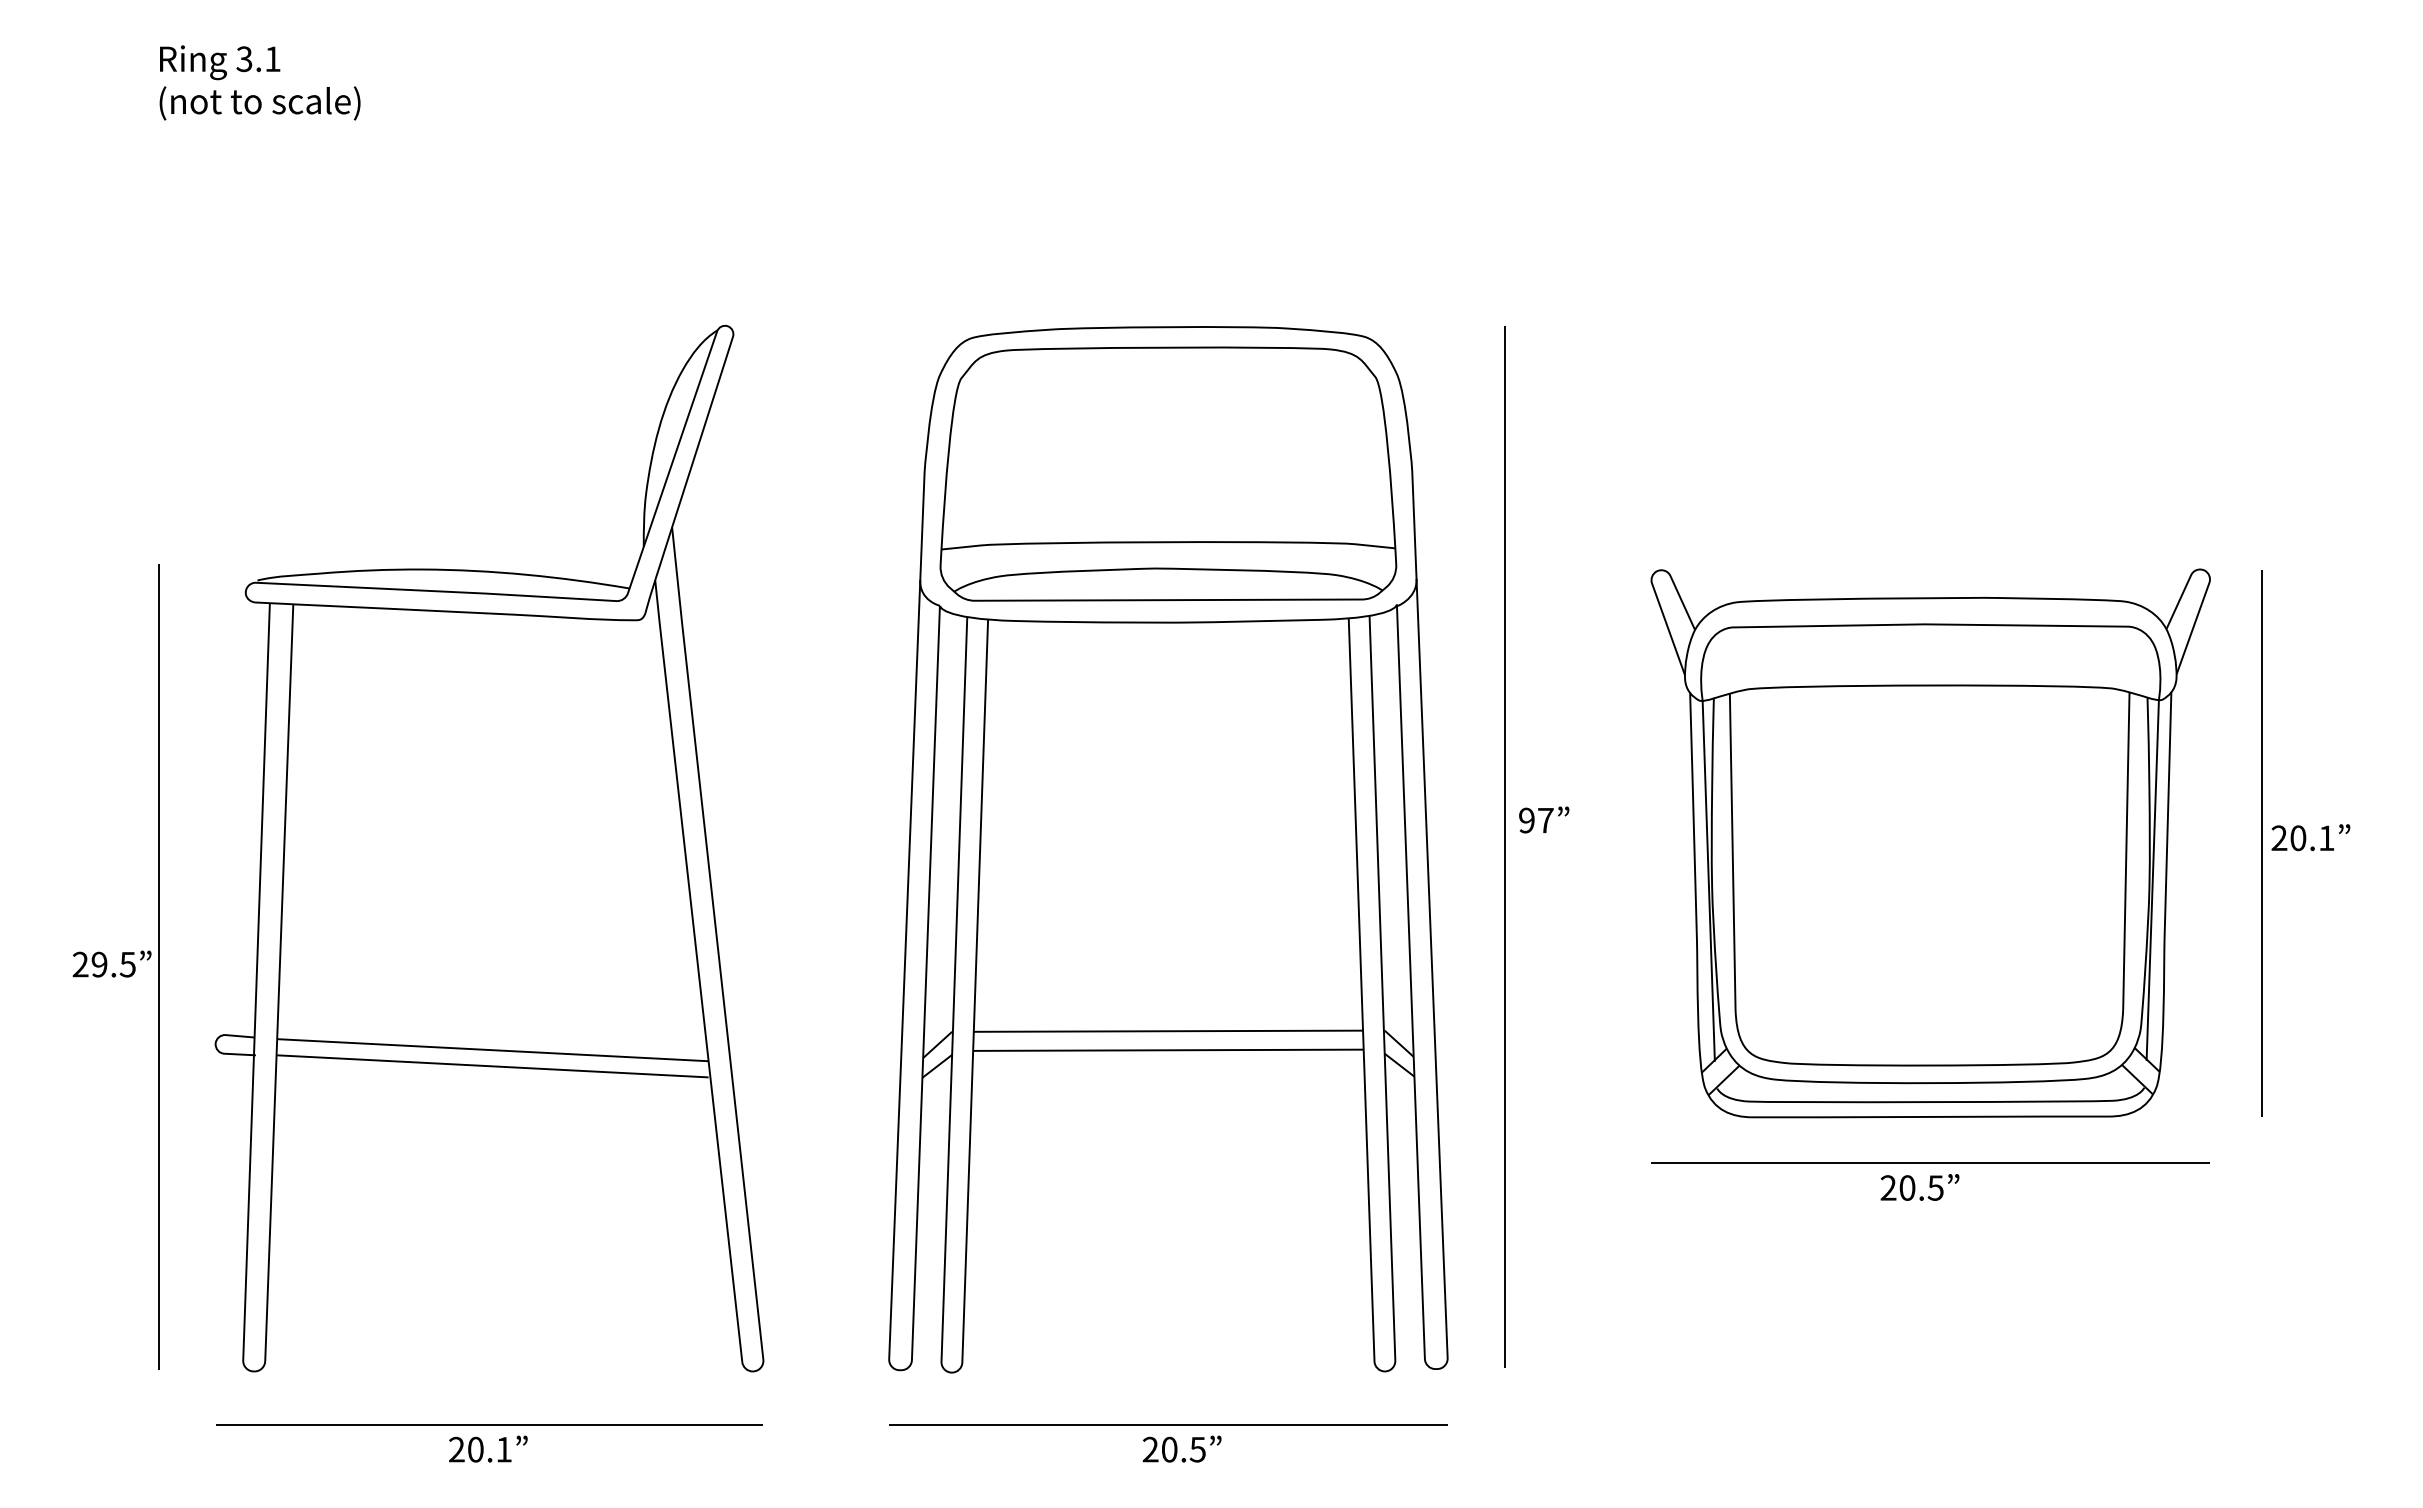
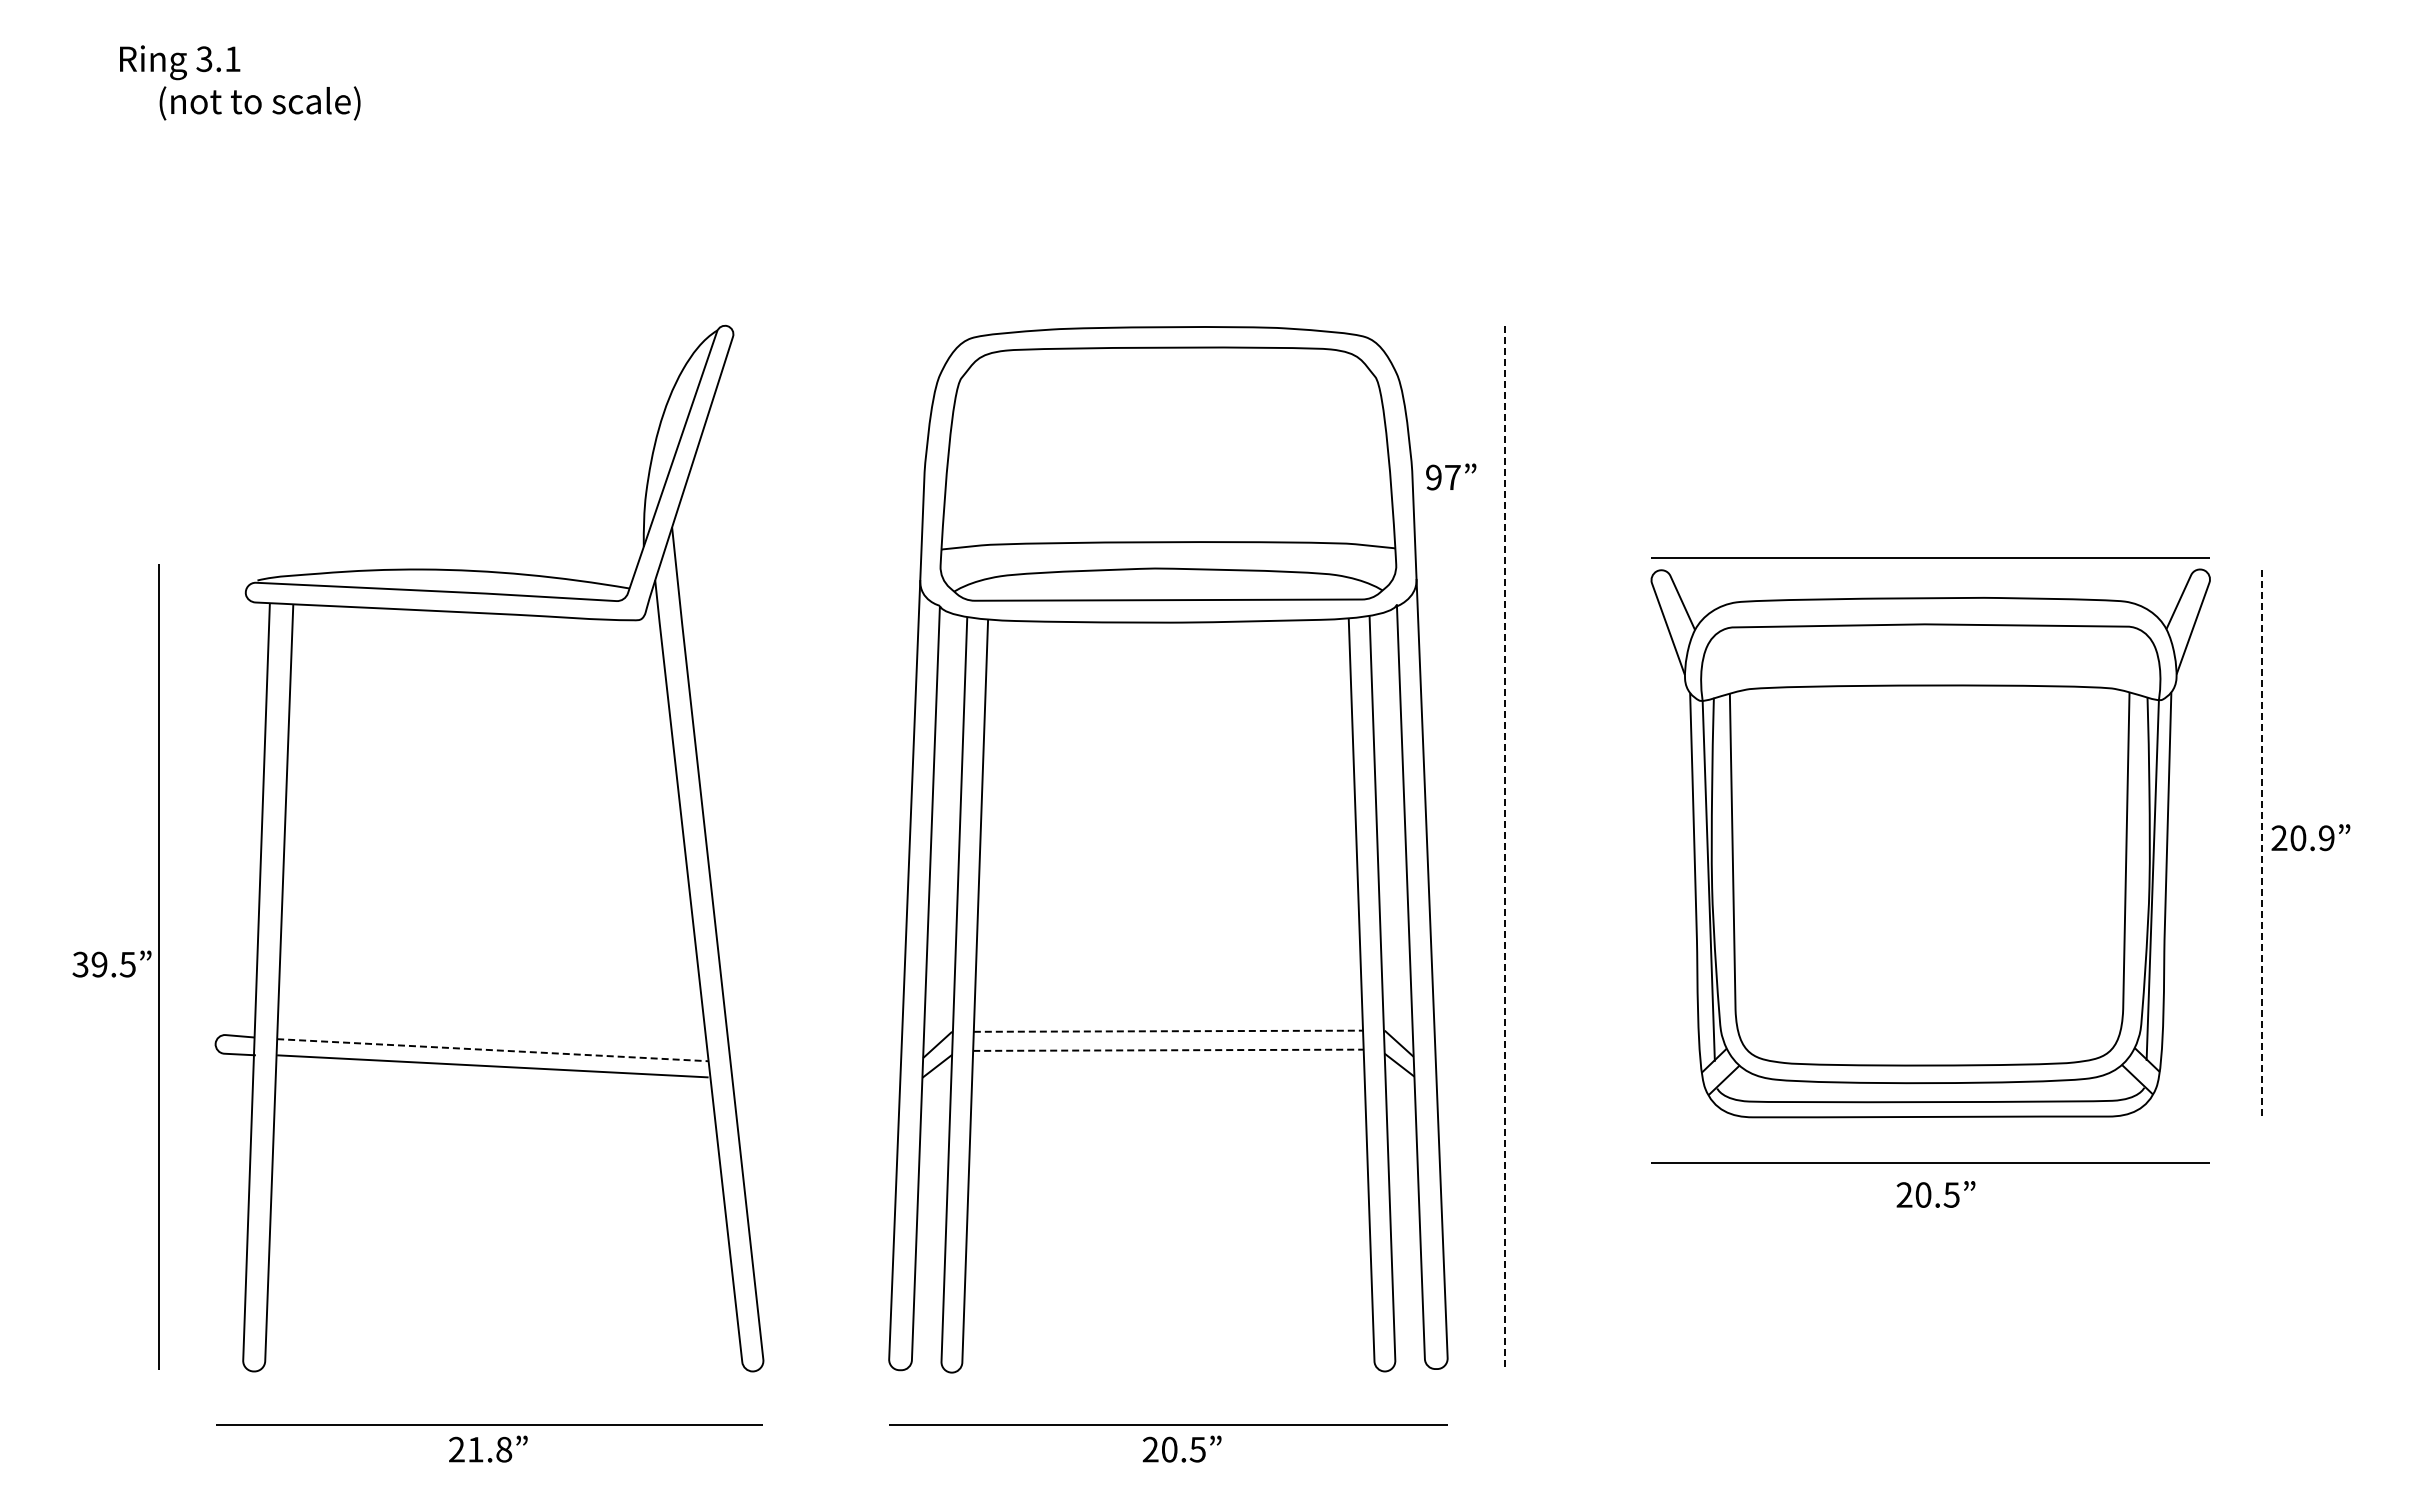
text position: (220, 62) -> (180, 62) (180, 62)
line: none -> present (1930, 557)
text position: (1544, 819) -> (1451, 476) (1451, 476)
text: 20.1 -> 20.9 (2326, 838)
line: solid -> dashed (2262, 843)
line: solid -> dashed (1504, 846)
text: 29.5 -> 39.5 (80, 964)
line: solid -> dashed (1168, 1031)
line: solid -> dashed (493, 1050)
line: solid -> dashed (1168, 1050)
text position: (1919, 1187) -> (1935, 1194) (1935, 1194)
text: 20.1 -> 21.8 (490, 1449)
